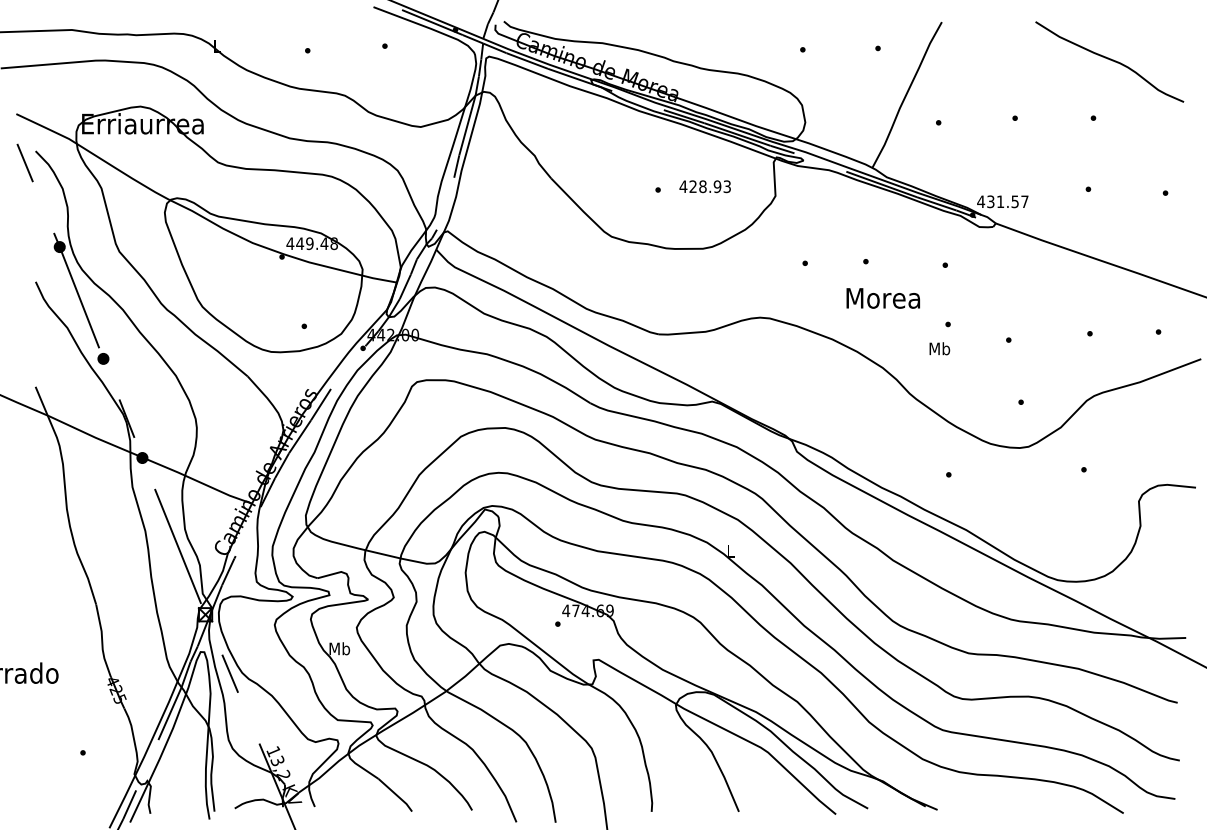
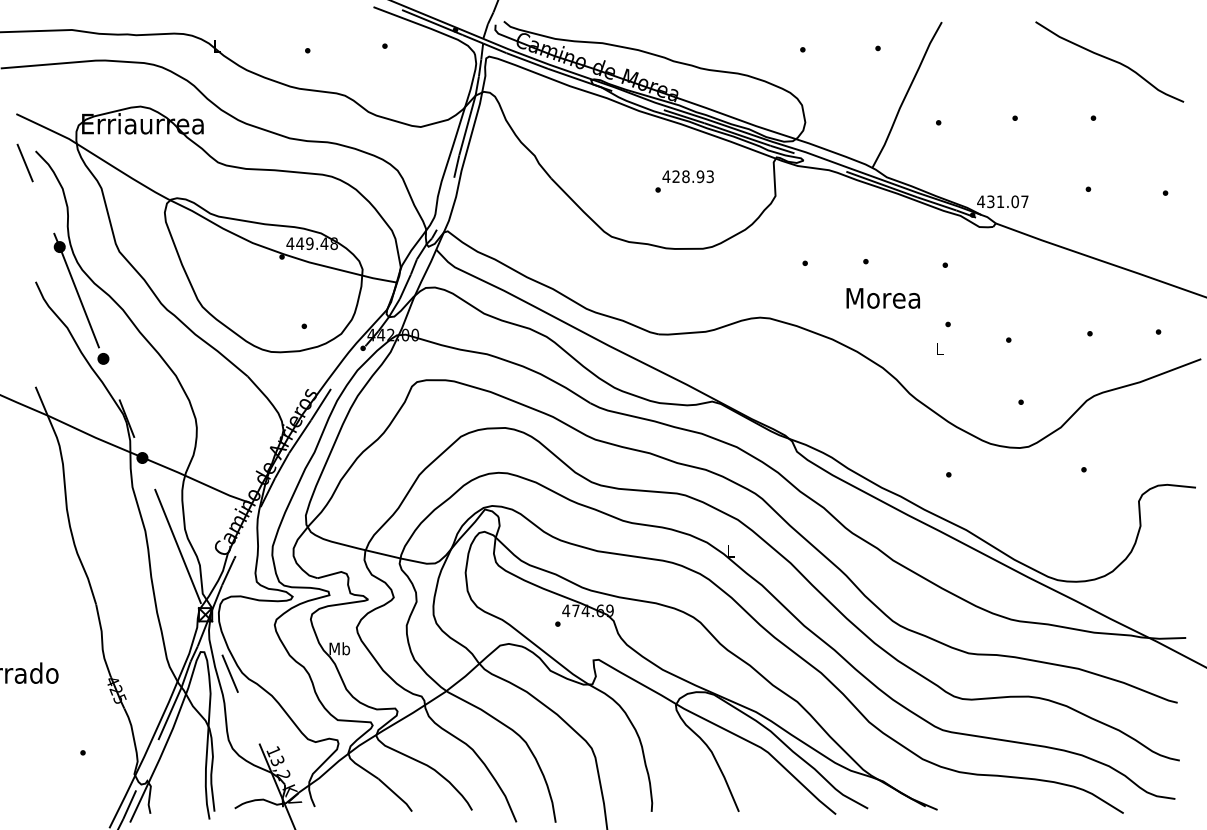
text position: (704, 186) -> (687, 176) (687, 176)
text: 431.57 -> 431.07 (1014, 201)
text: Mb -> L (939, 348)
